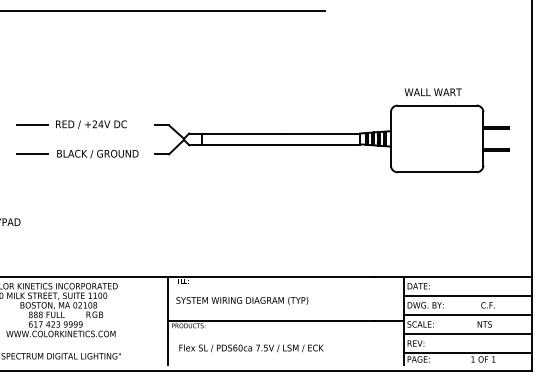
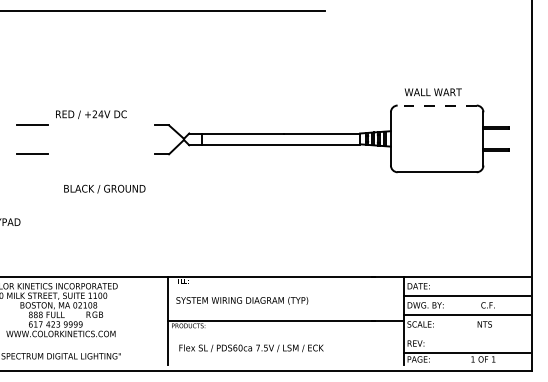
line: solid -> dashed (437, 105)
text position: (91, 124) -> (91, 114) (91, 114)
text position: (97, 153) -> (104, 188) (104, 188)
line: present -> none (466, 333)
